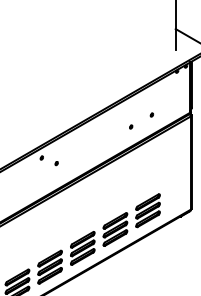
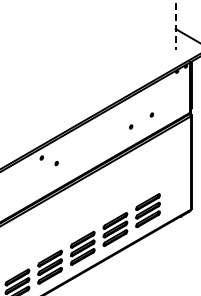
line: solid -> dashed (175, 25)
